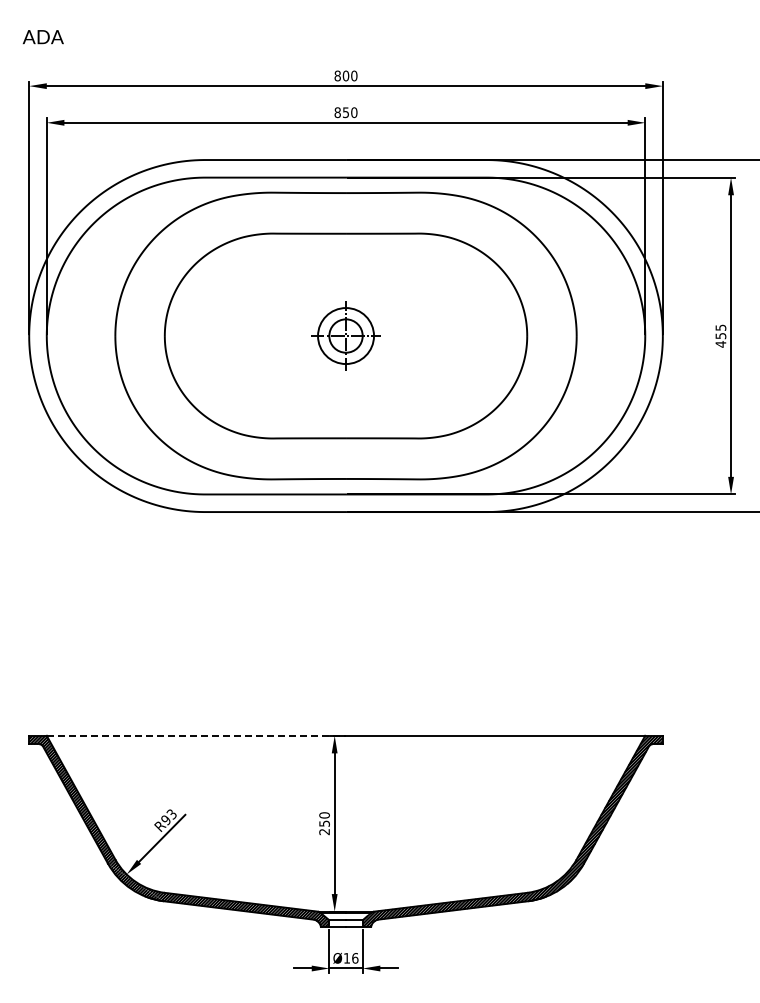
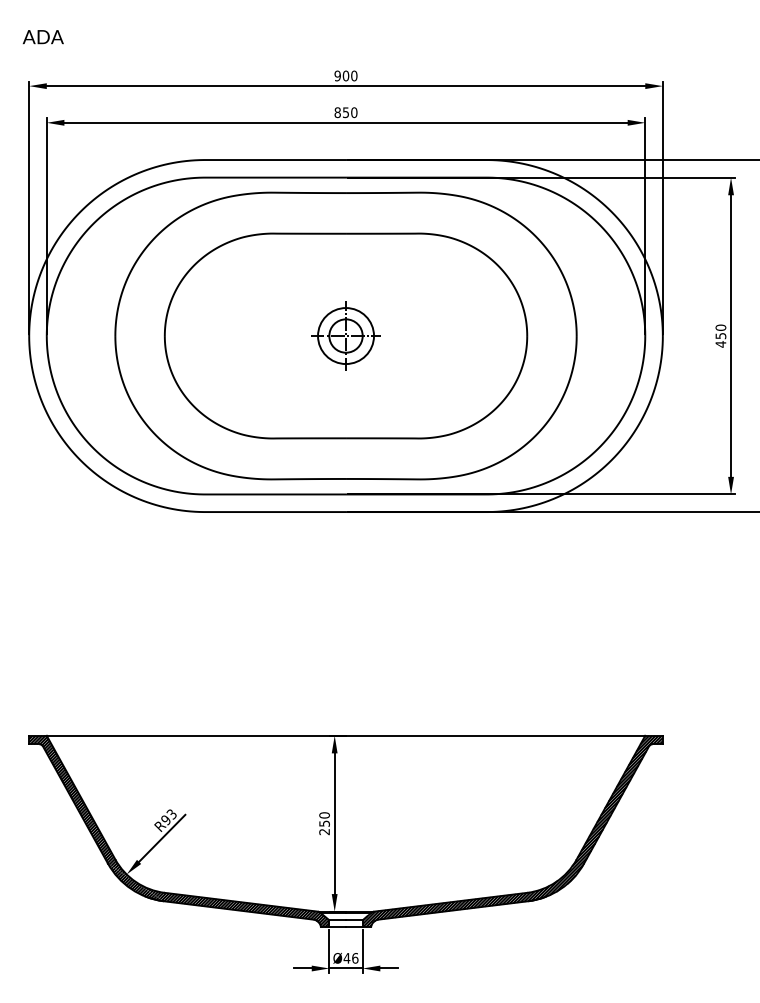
text: 800 -> 900 (337, 76)
text: 455 -> 450 (720, 327)
line: dashed -> solid (196, 735)
text: Ø16 -> Ø46 (346, 958)
